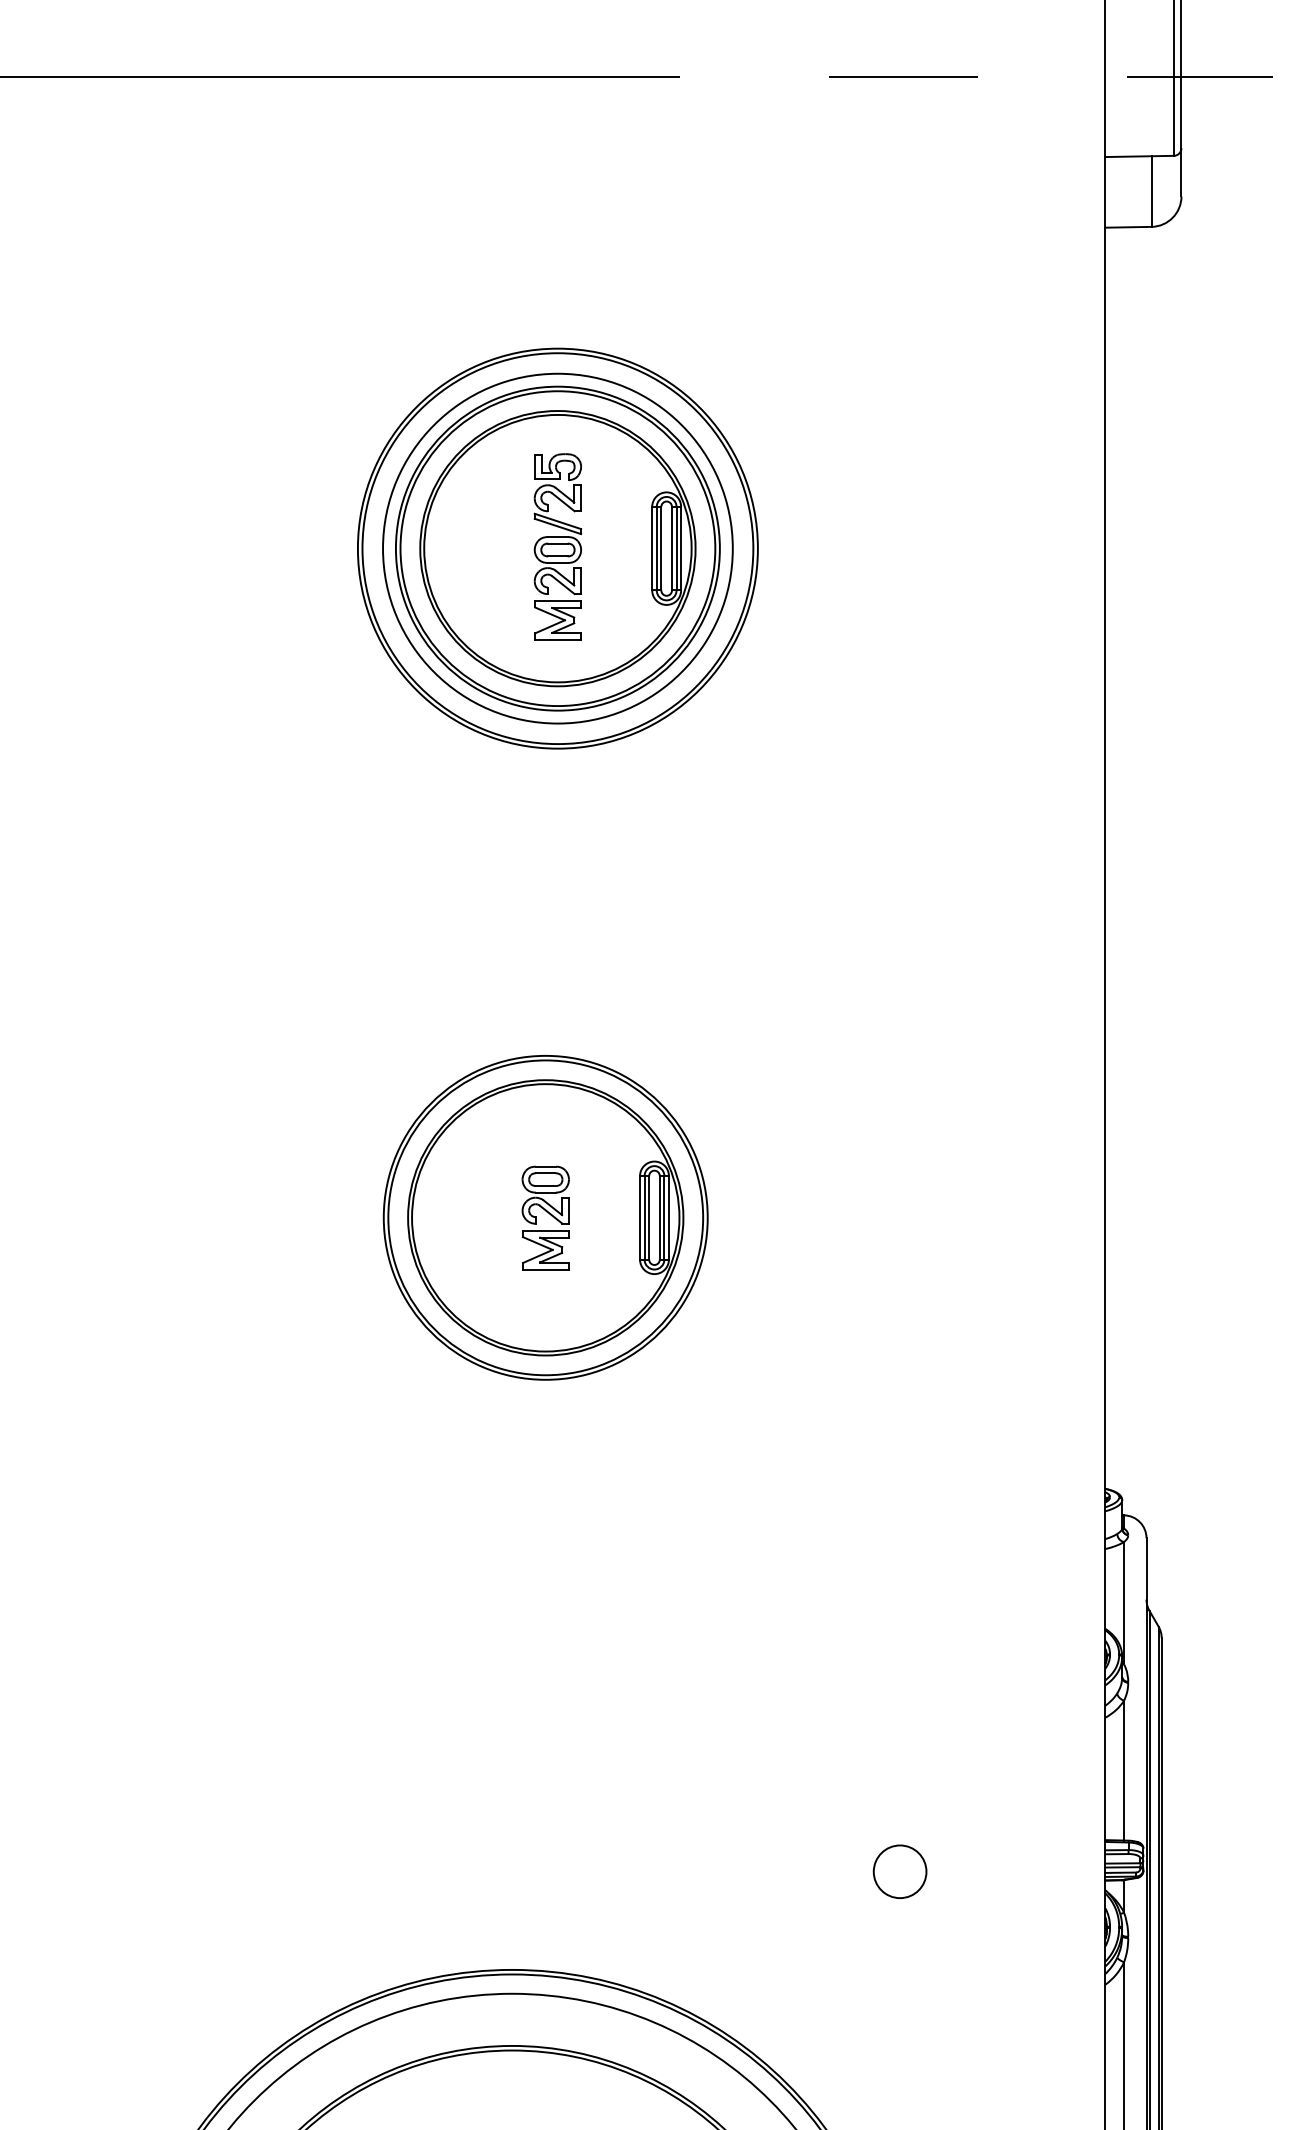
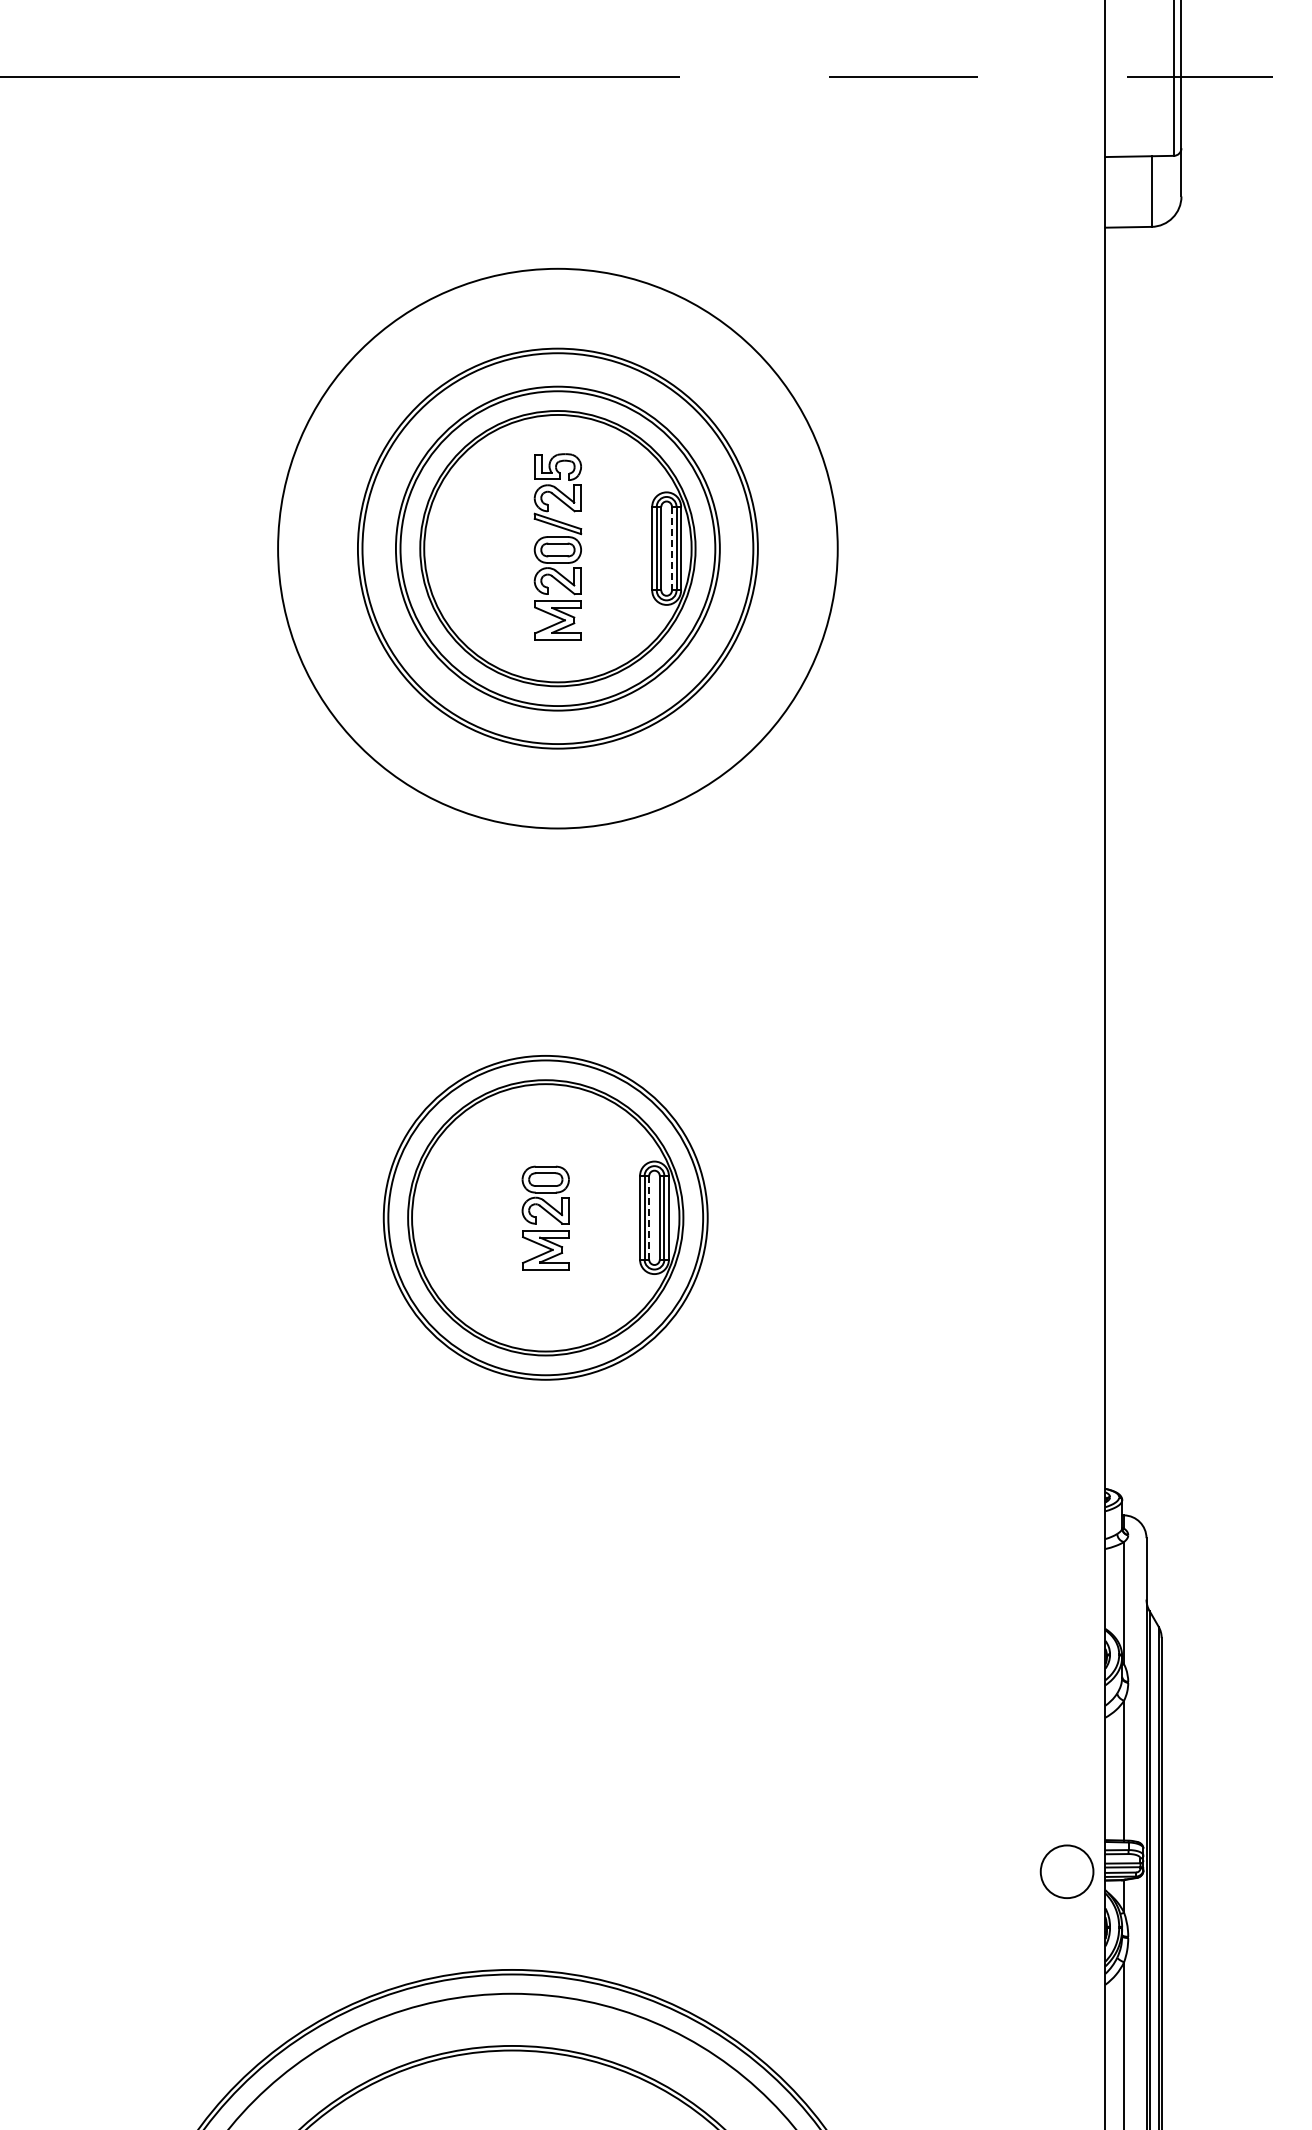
circle diameter: 350 px -> 560 px (557, 548)
line: solid -> dashed (671, 548)
line: solid -> dashed (649, 1217)
circle position: (899, 1871) -> (1066, 1871) (1066, 1871)
